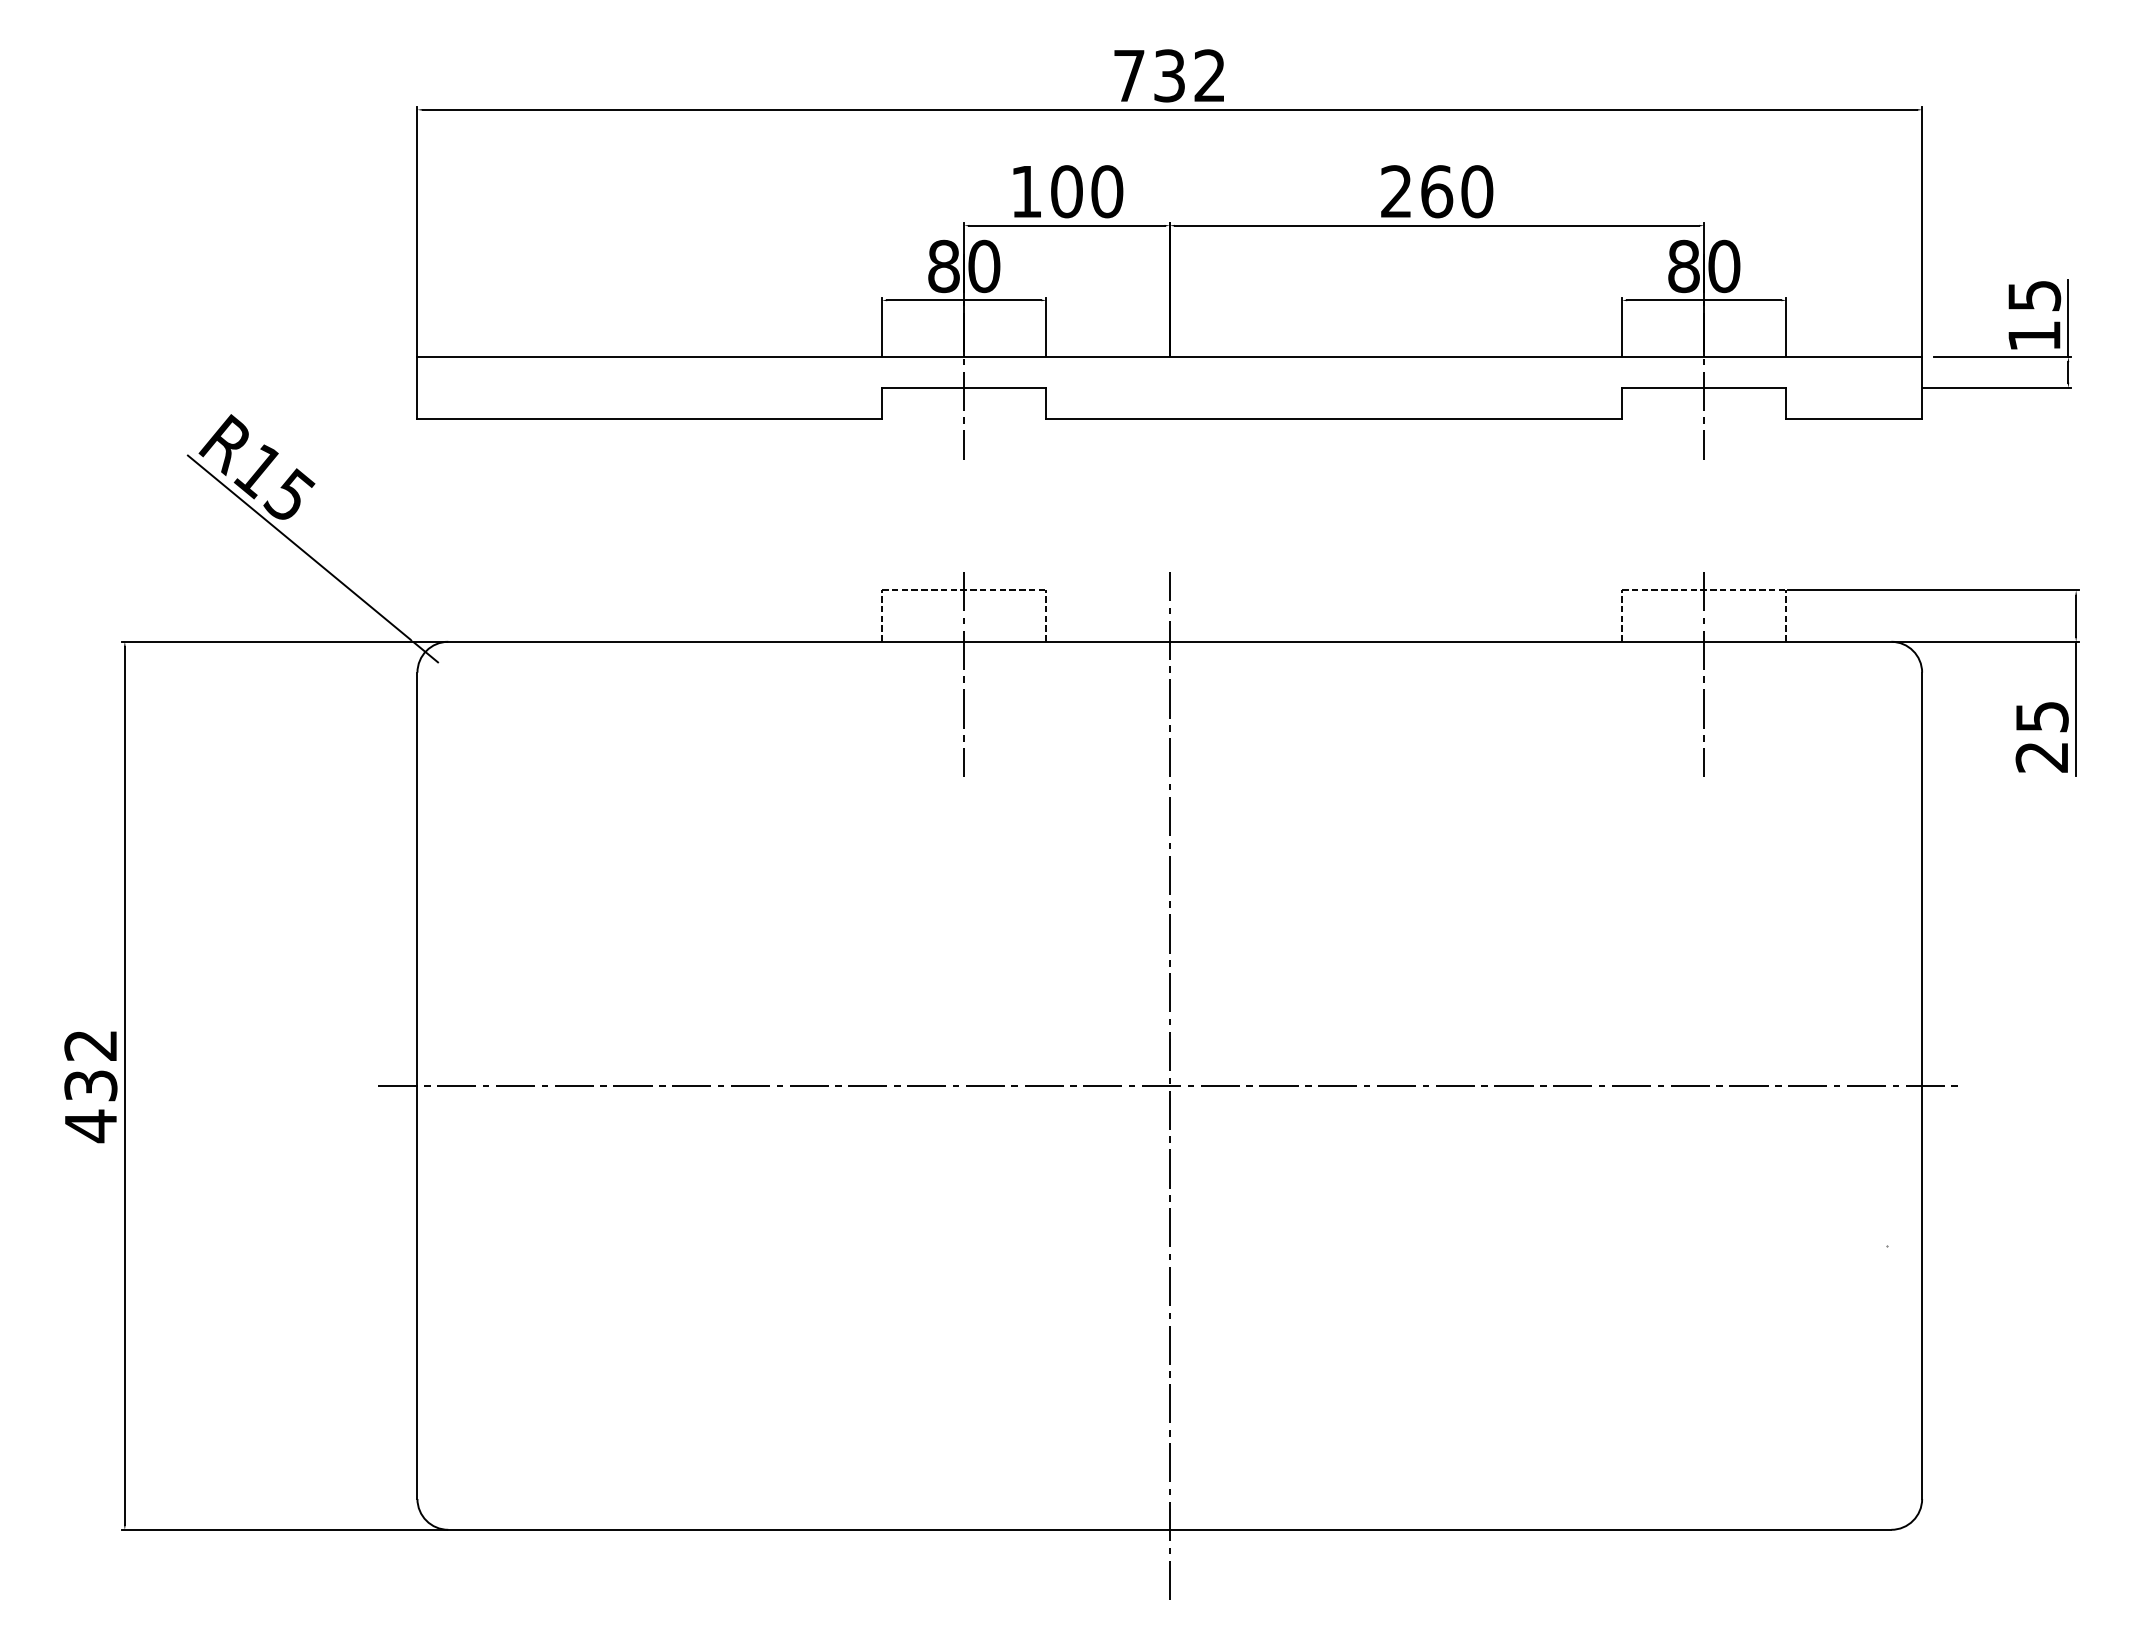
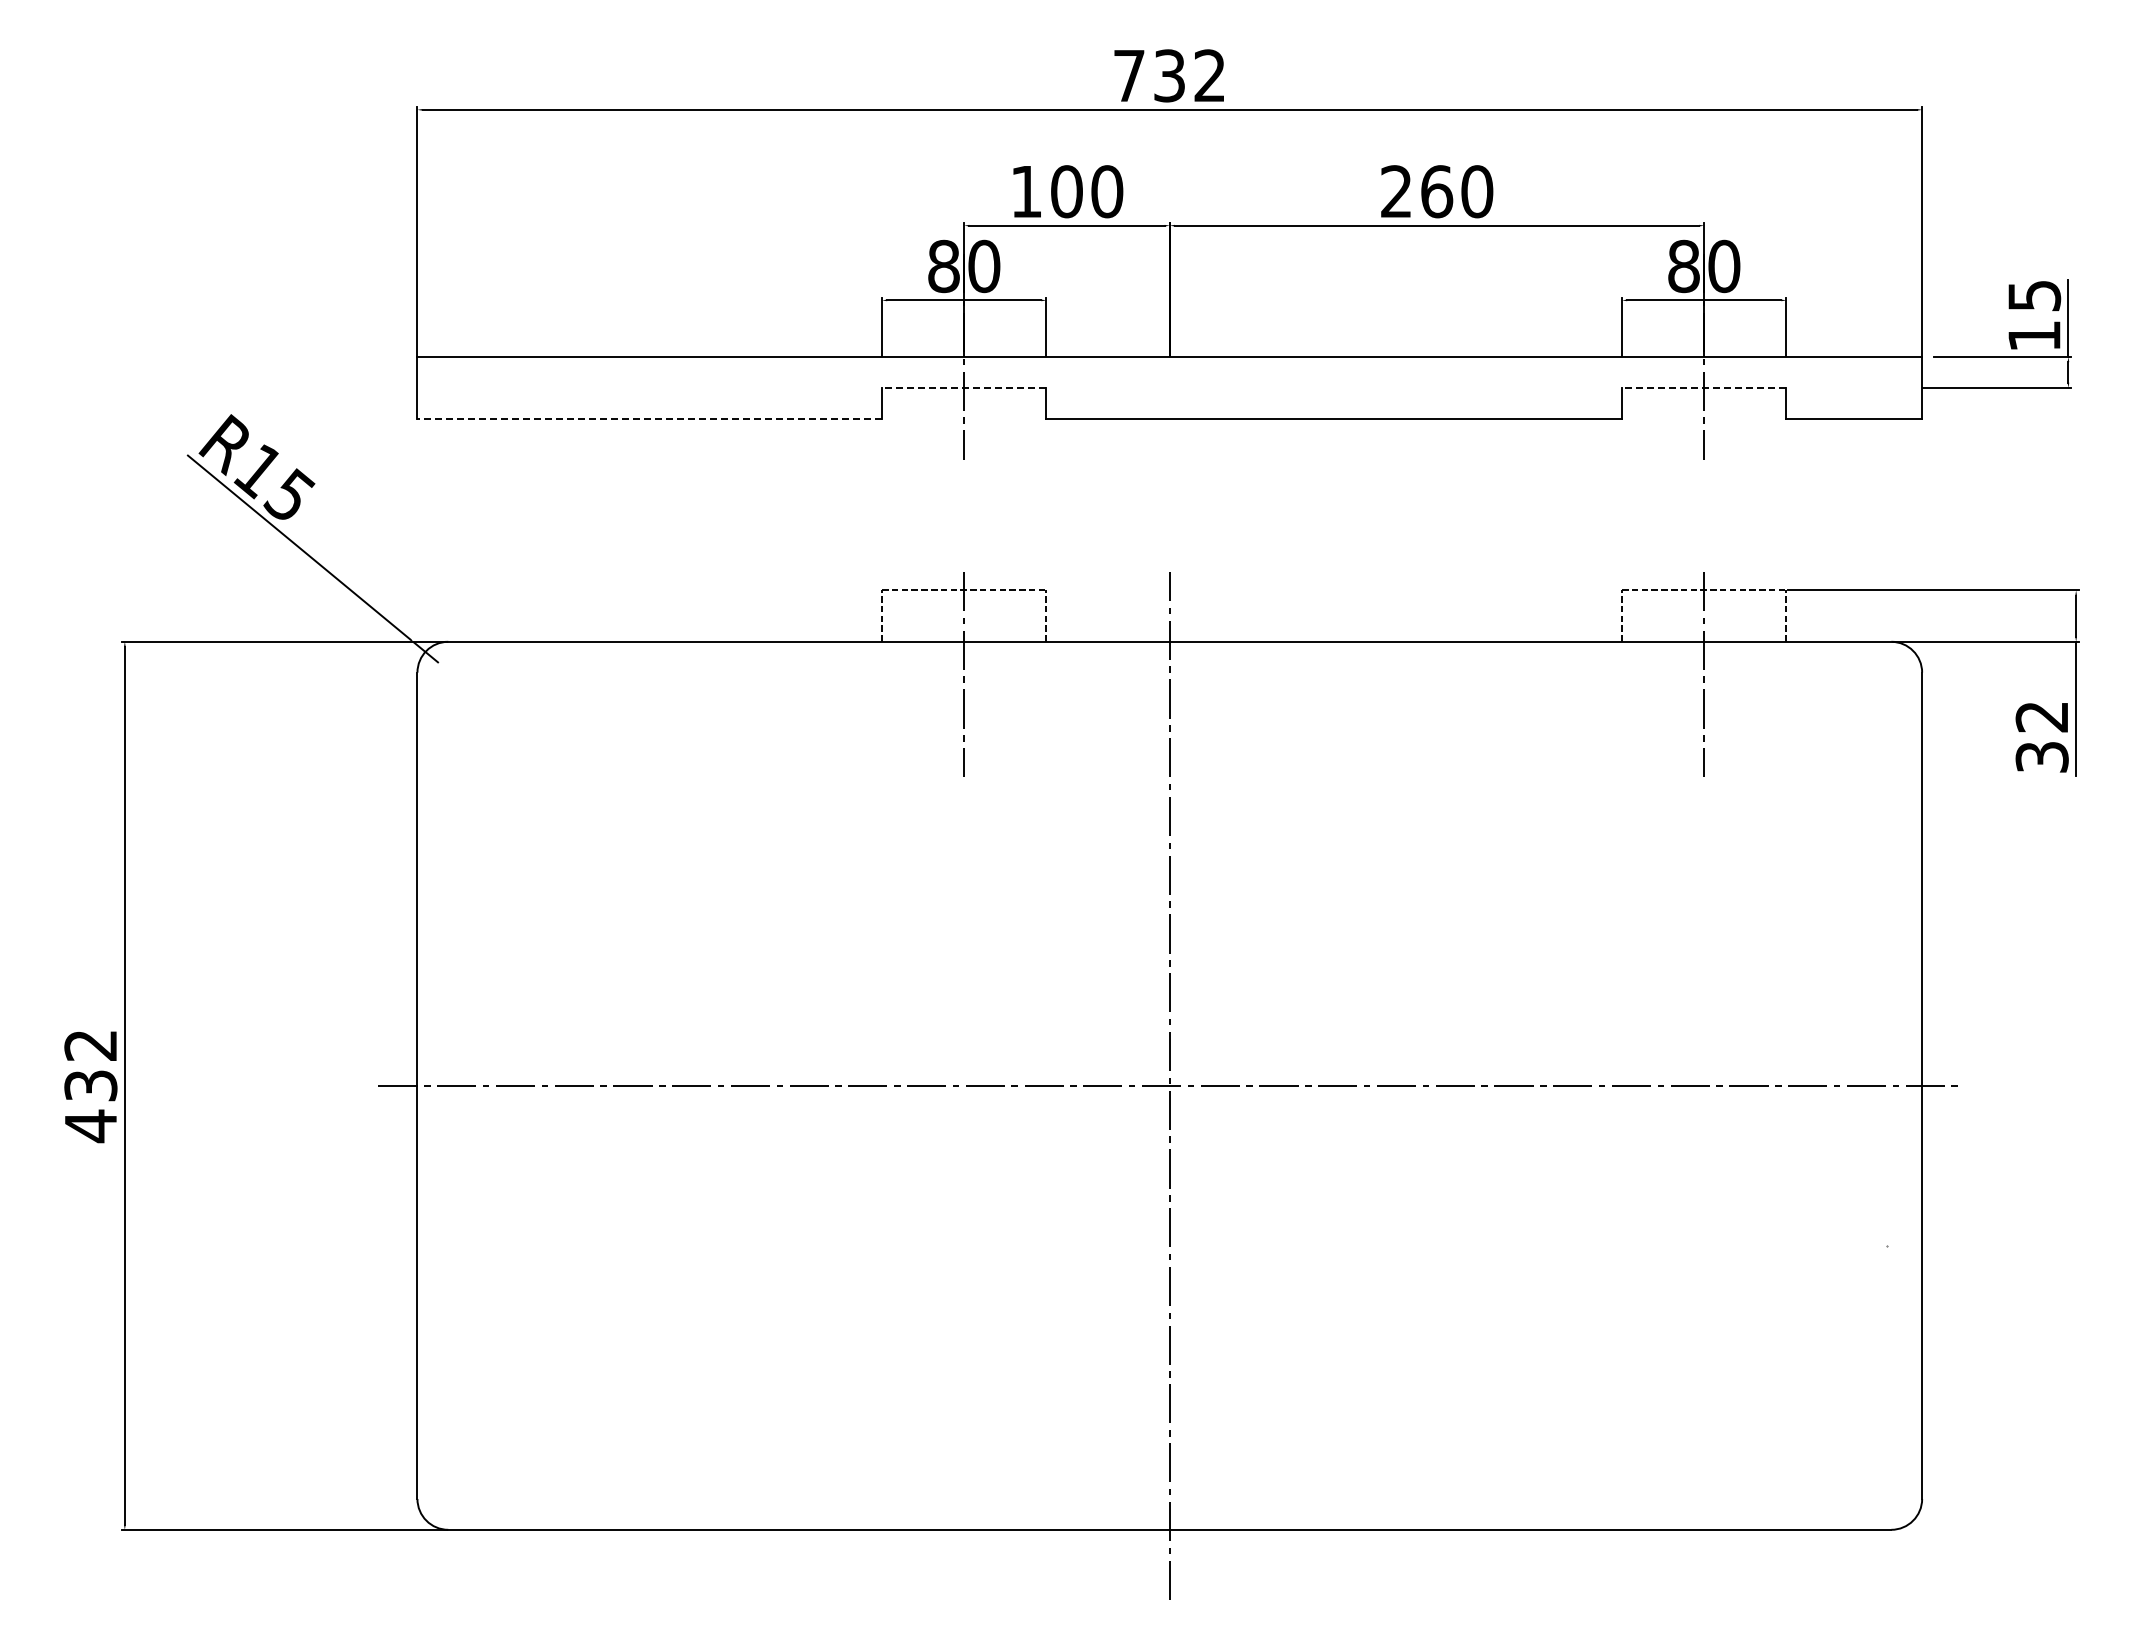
line: solid -> dashed (963, 387)
line: solid -> dashed (1703, 387)
line: solid -> dashed (649, 418)
text: 25 -> 32 (2041, 737)
